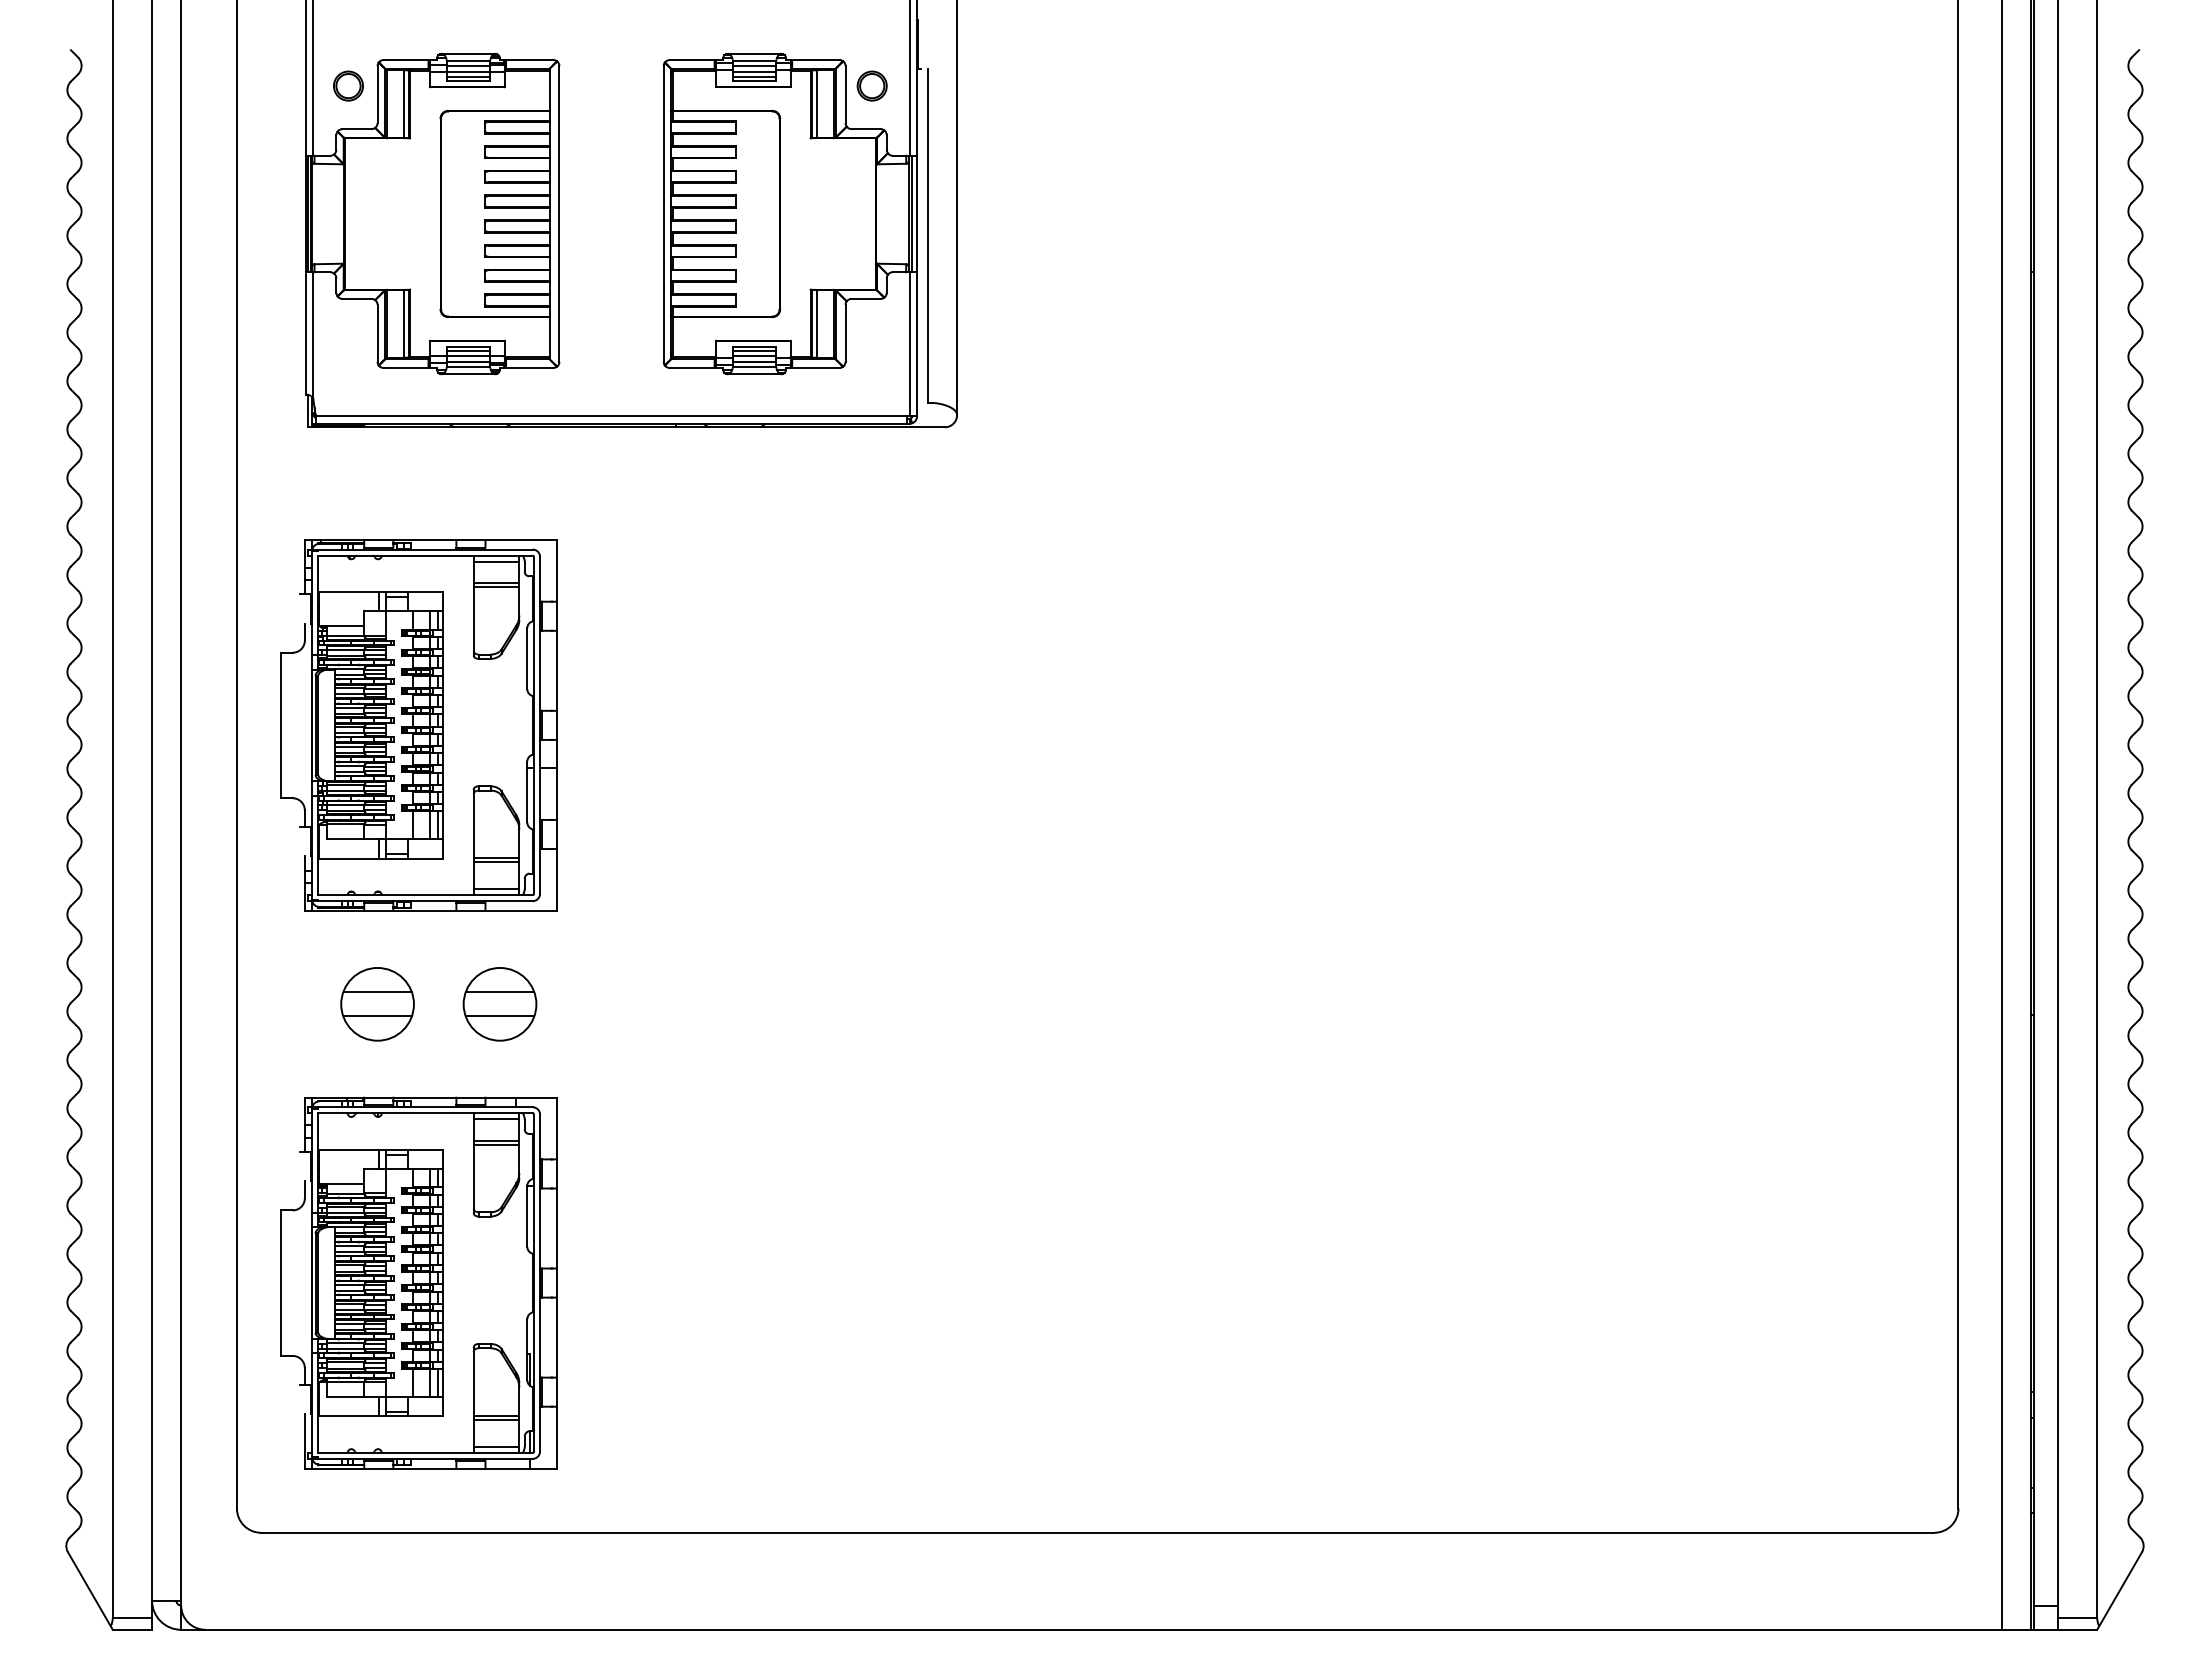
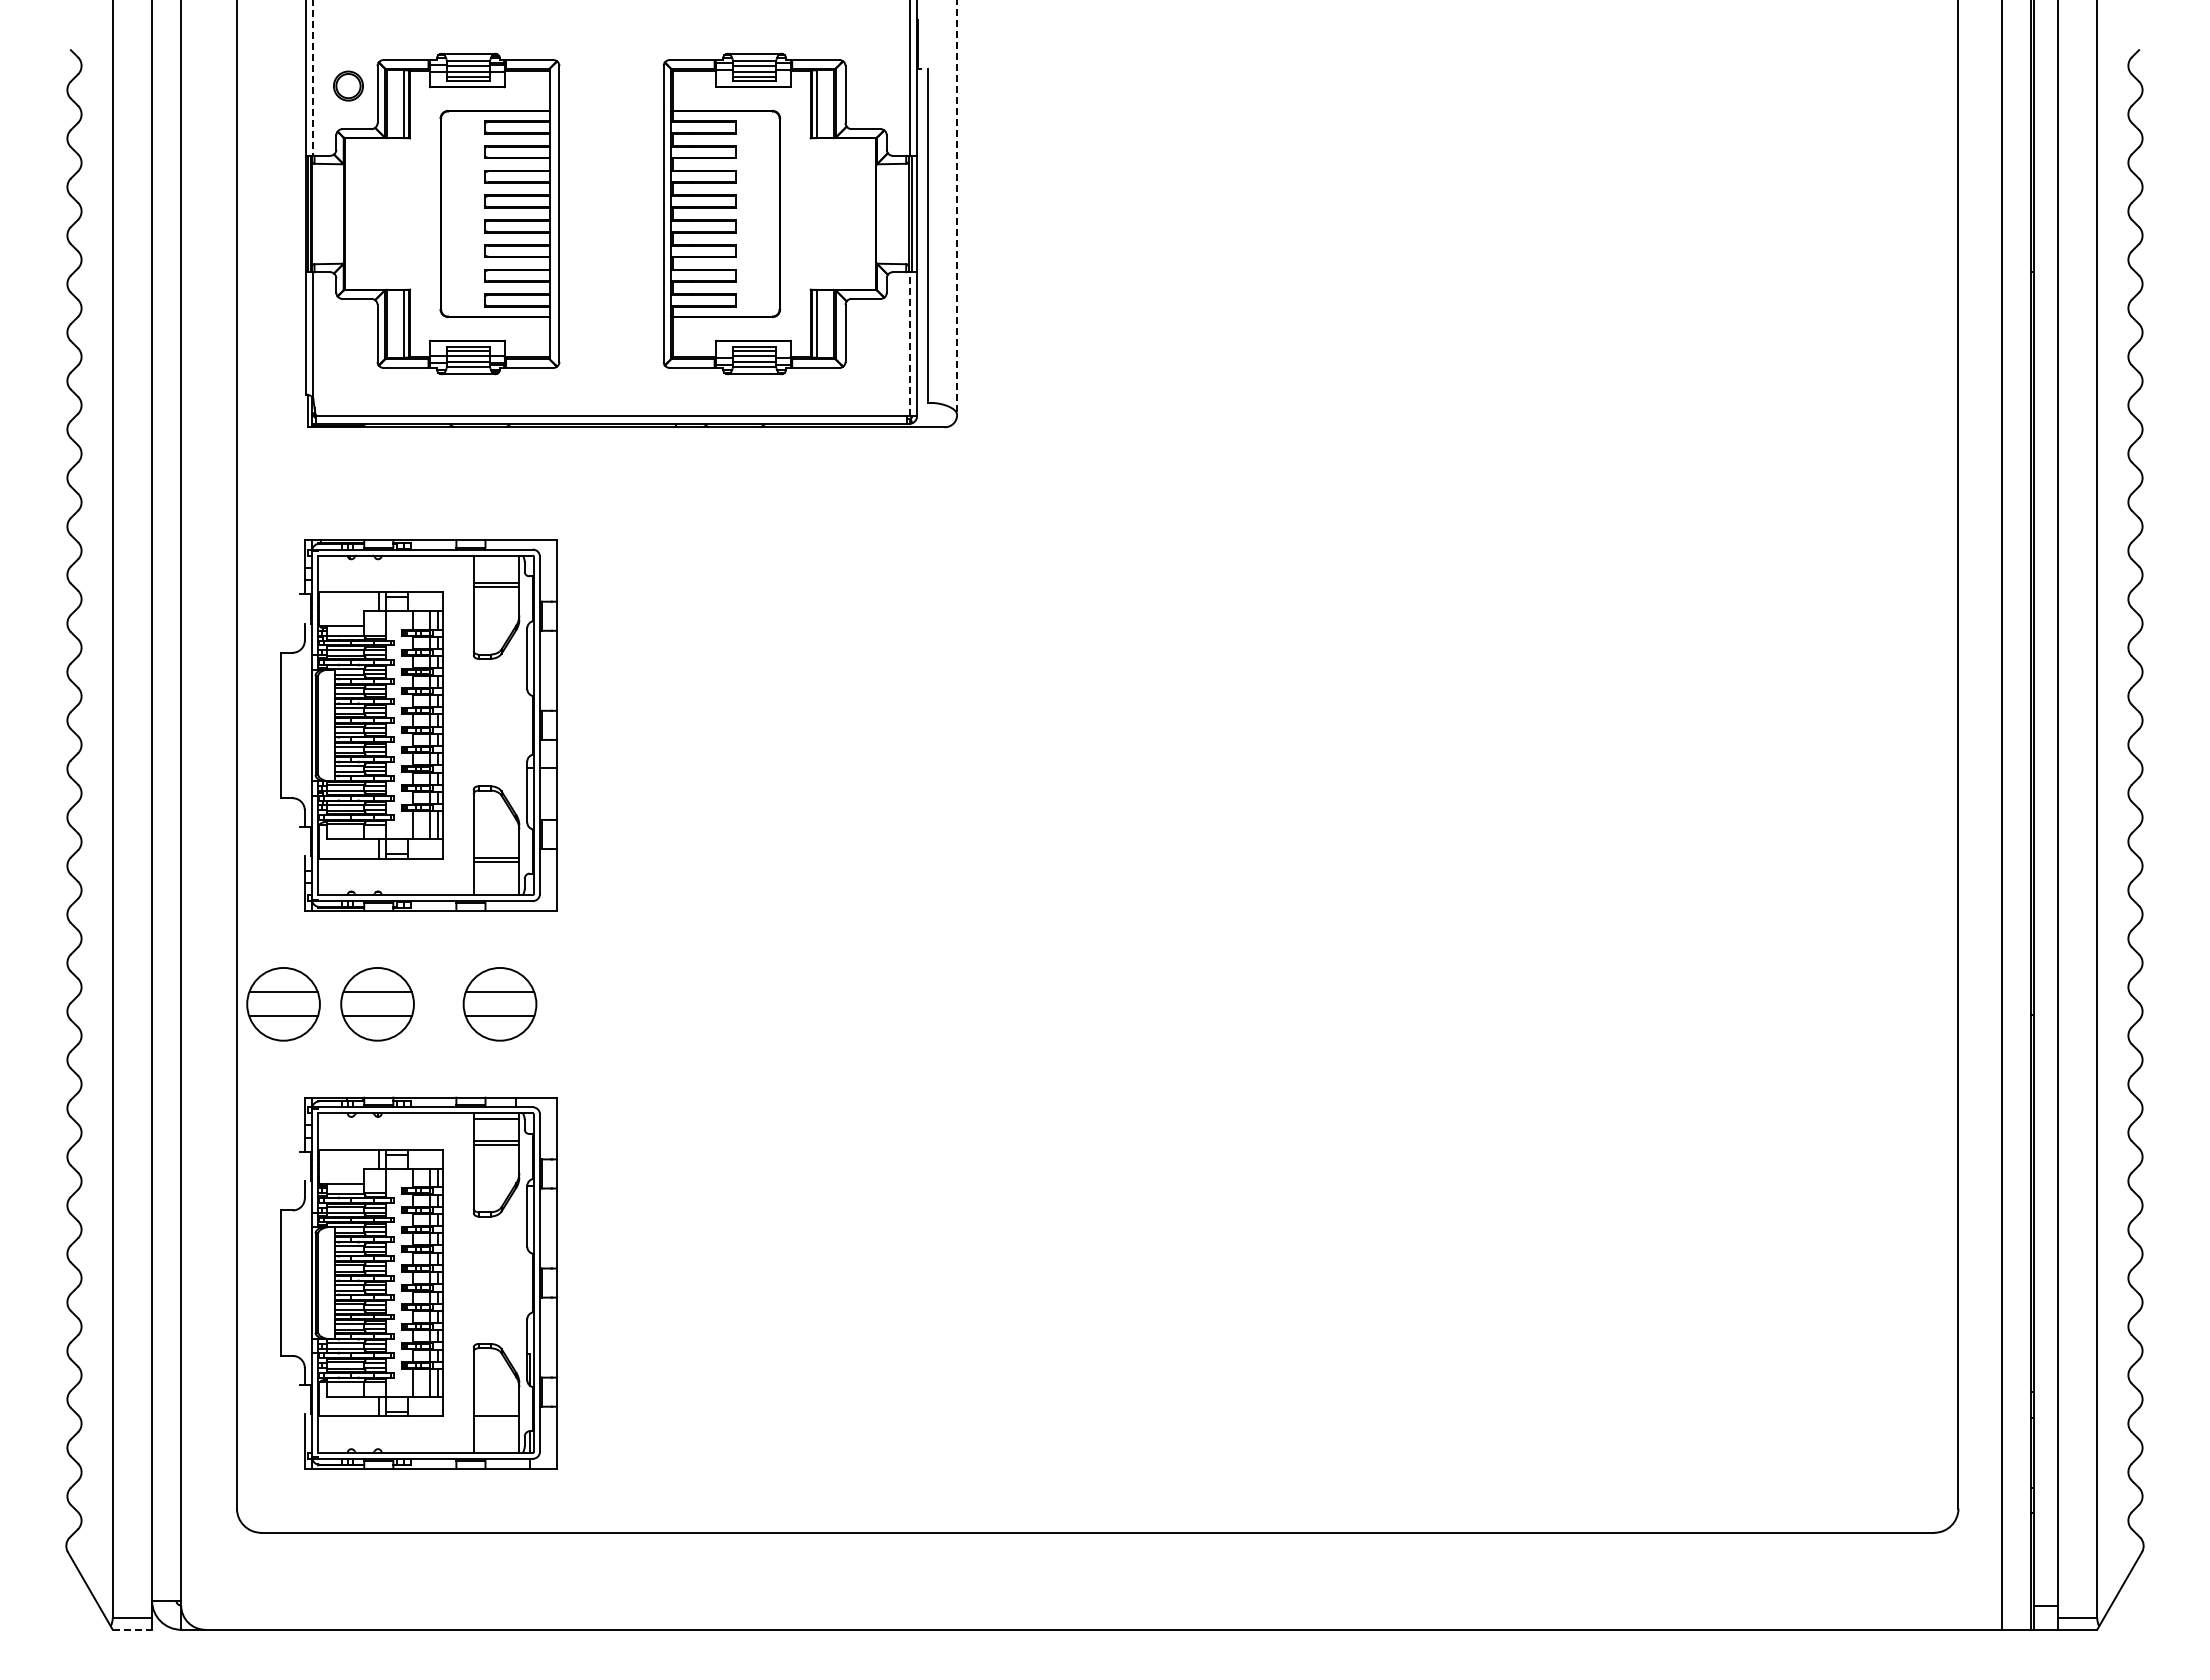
line: solid -> dashed (313, 78)
part: present -> none (871, 85)
line: solid -> dashed (957, 208)
line: solid -> dashed (909, 343)
line: present -> none (496, 561)
line: present -> none (496, 889)
part: none -> present (283, 1004)
line: present -> none (496, 1419)
line: present -> none (496, 1446)
line: solid -> dashed (132, 1629)
